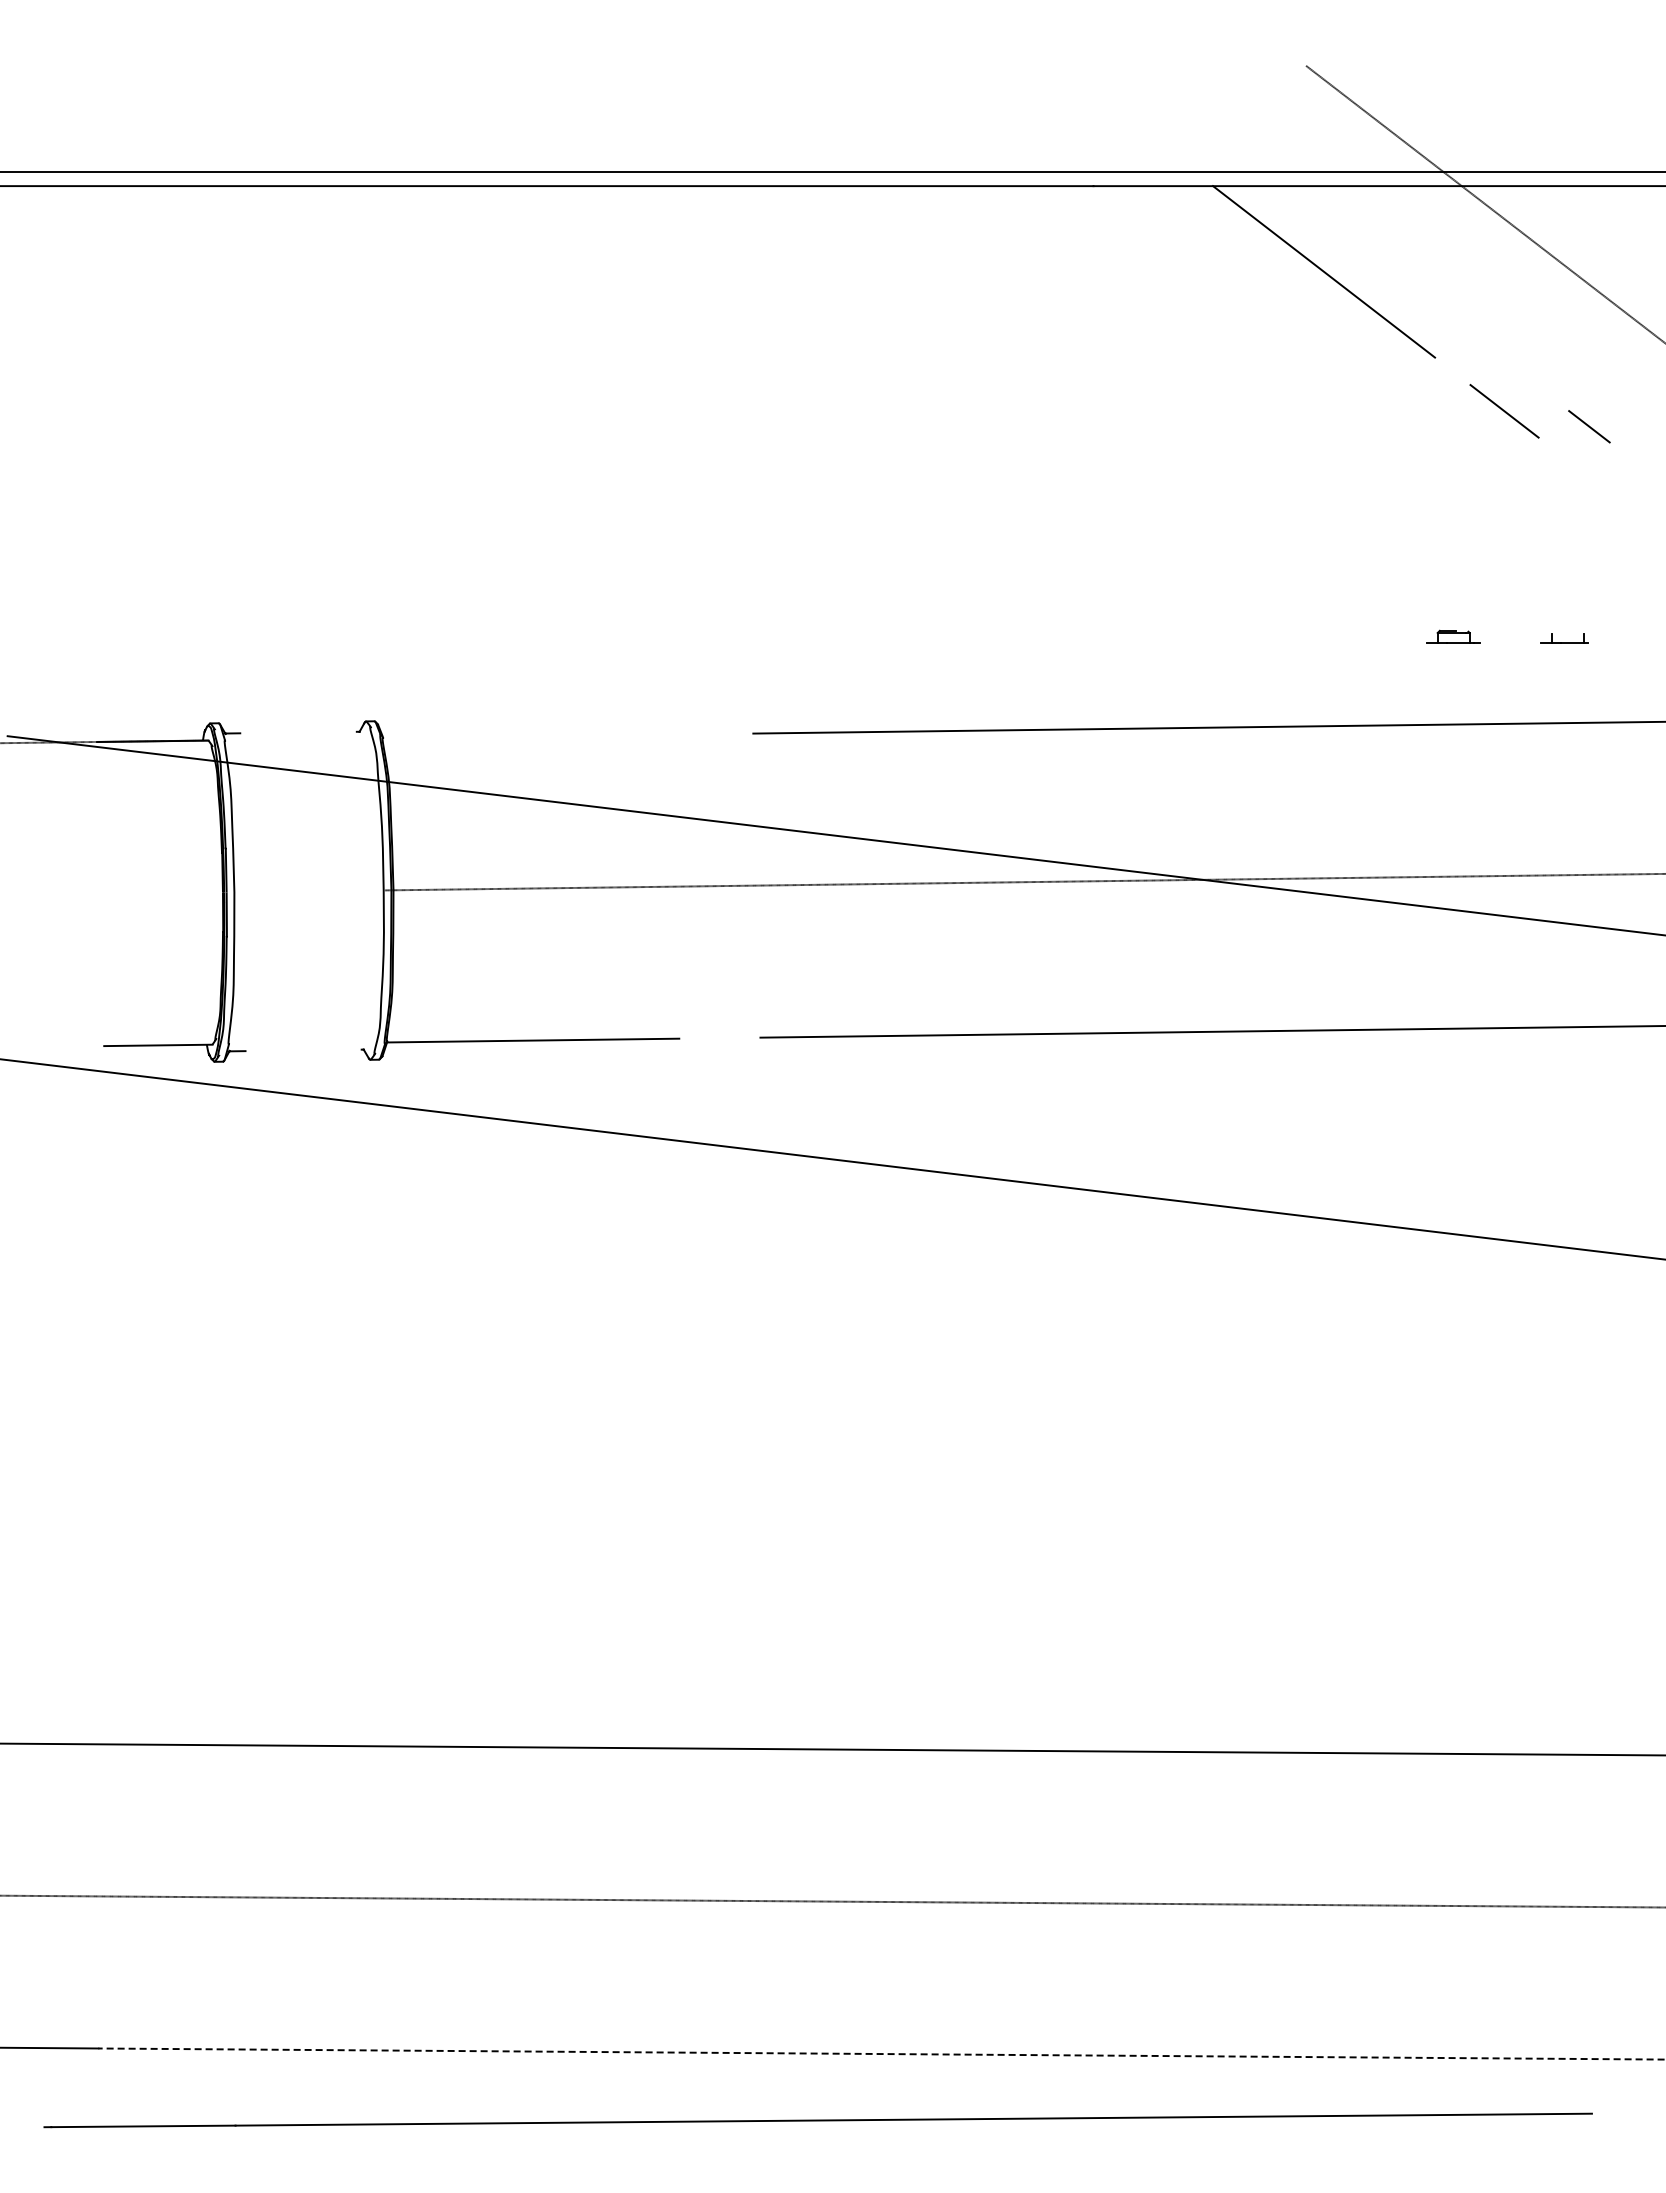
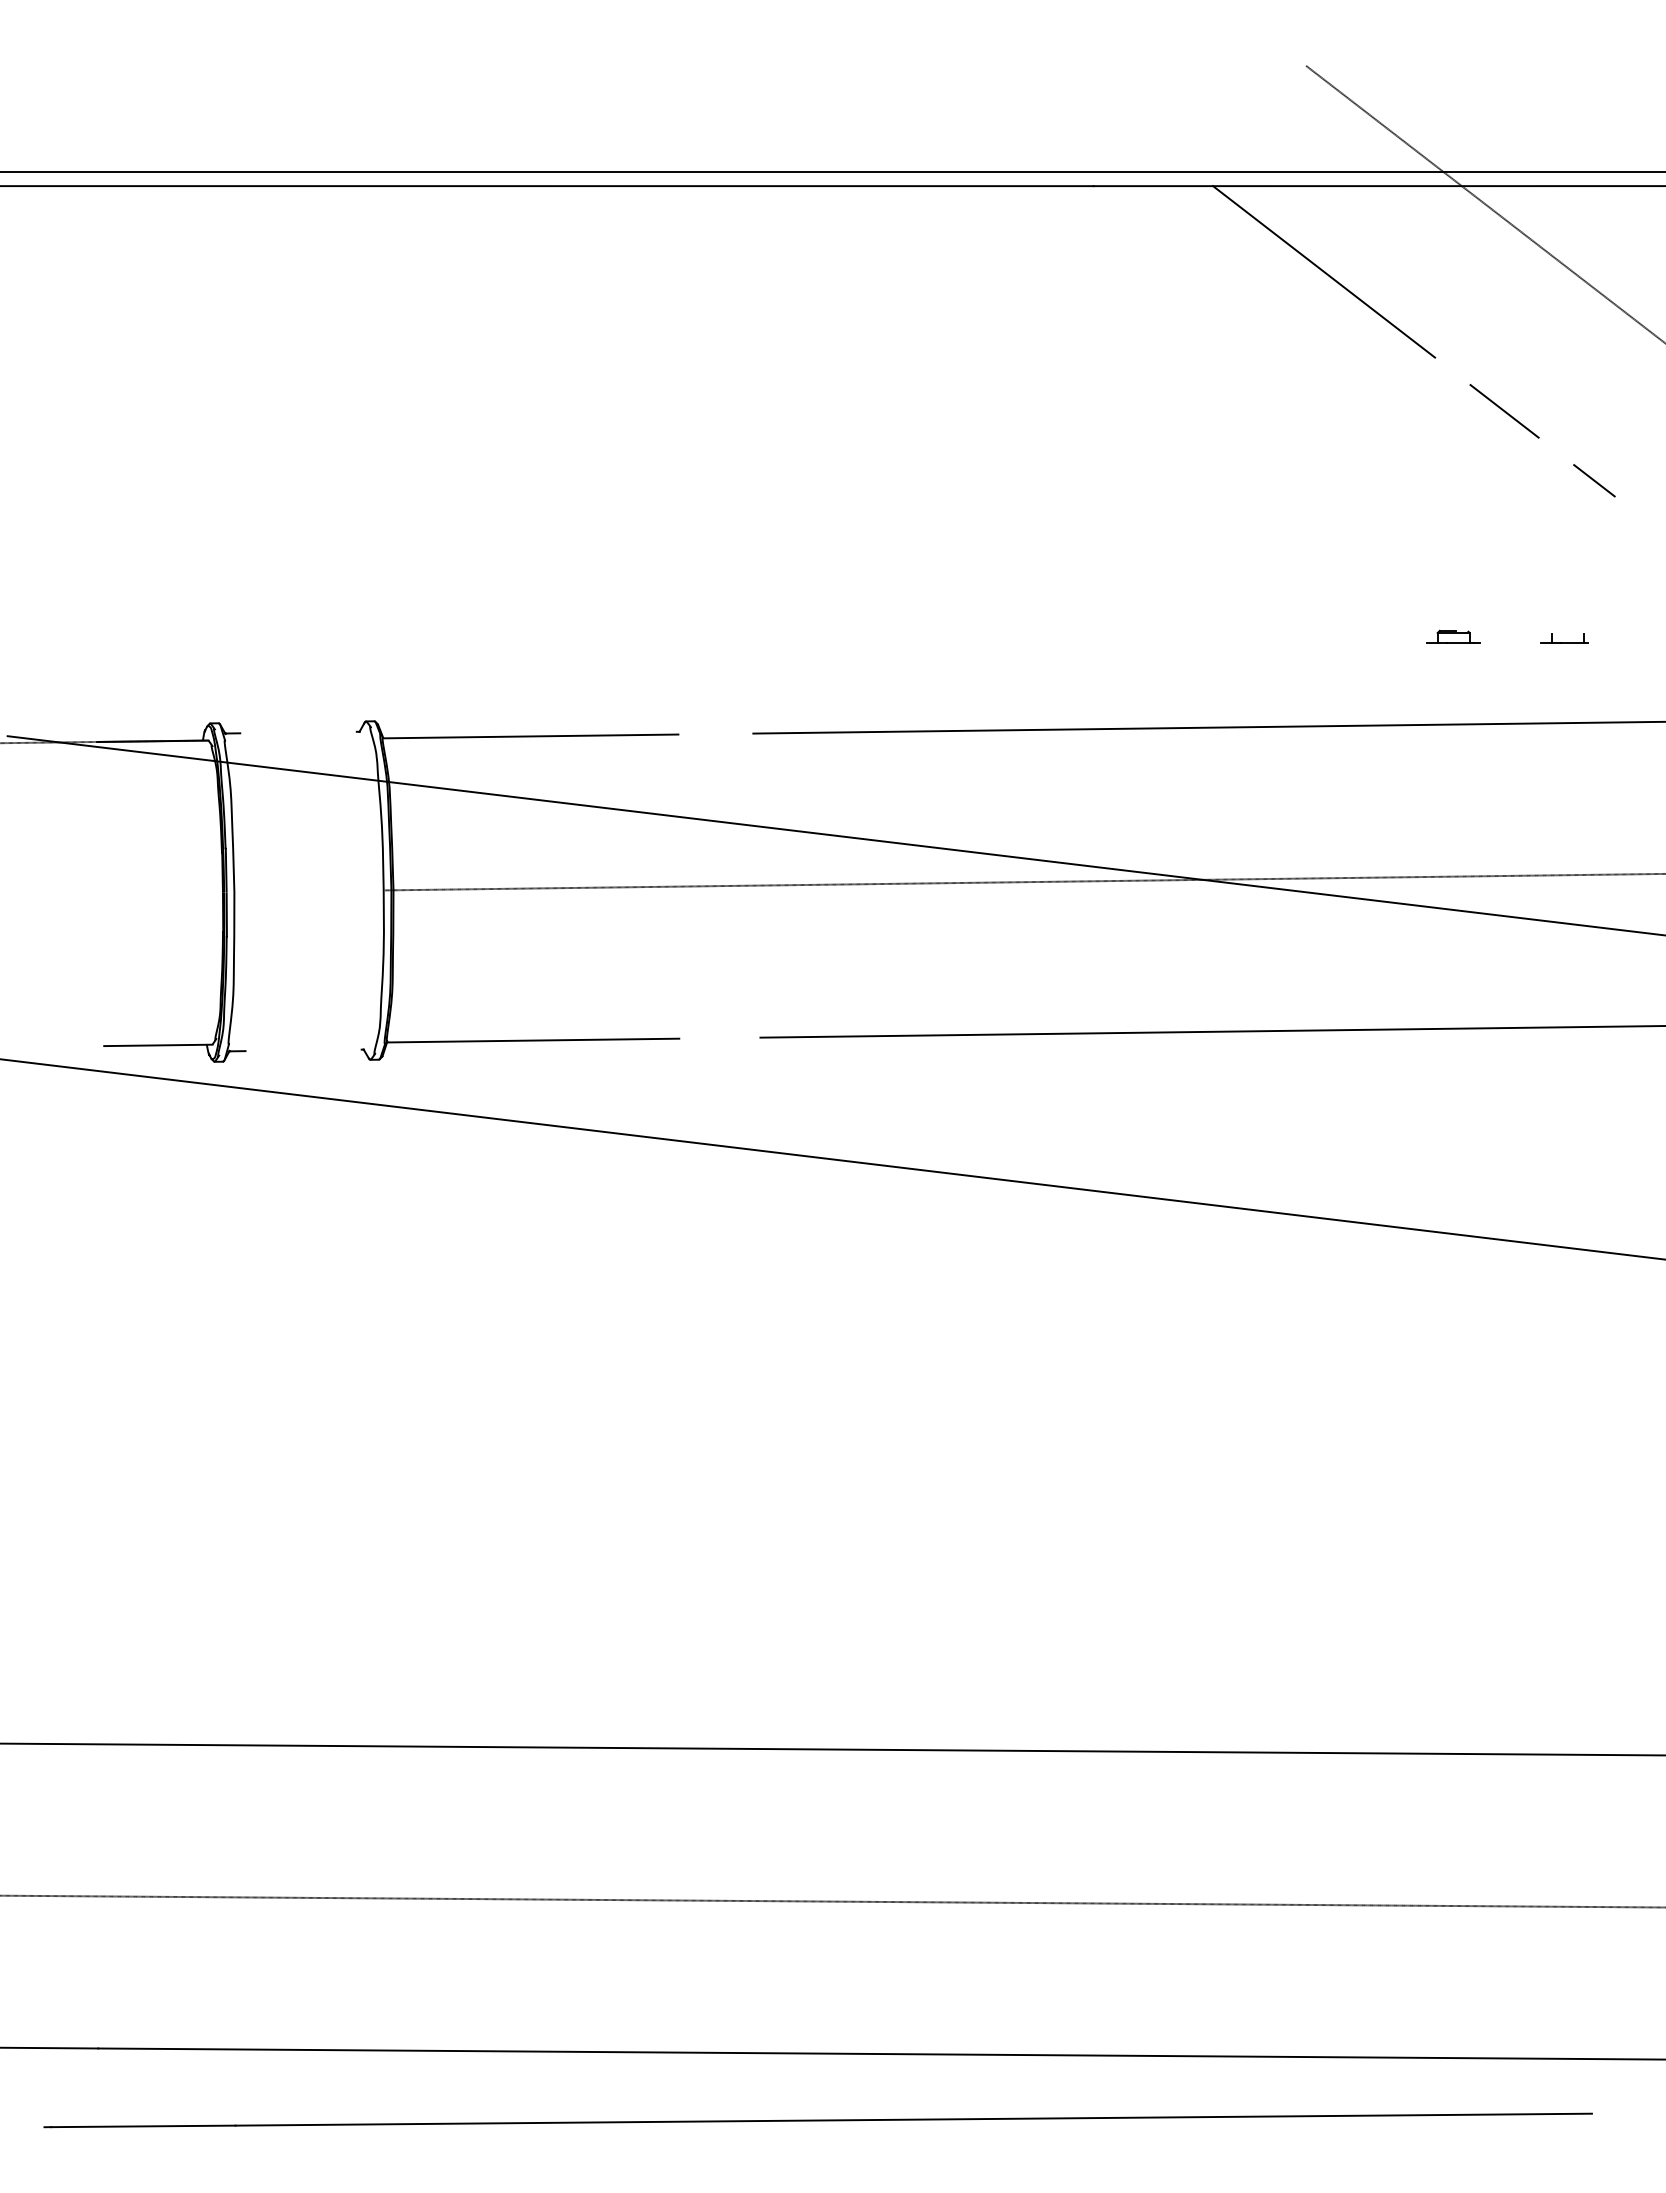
line position: (1589, 426) -> (1594, 480) (1594, 480)
line: none -> present (530, 736)
line: dashed -> solid (881, 2054)
